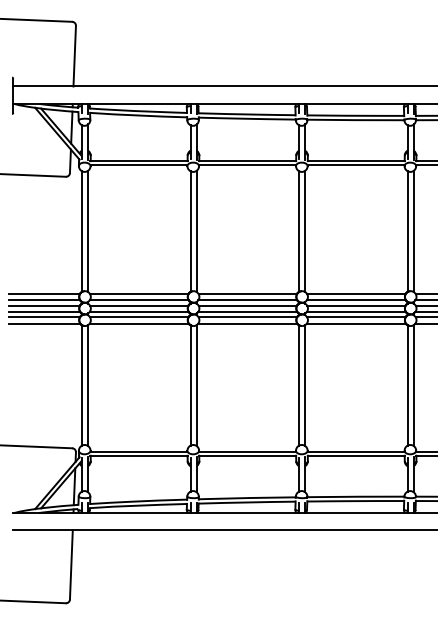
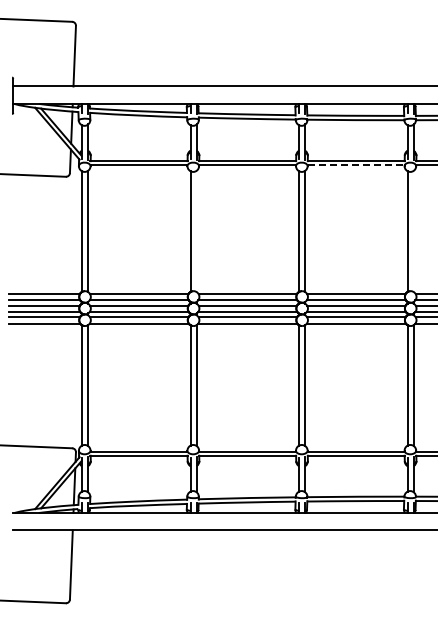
line: solid -> dashed (356, 165)
line: present -> none (196, 231)
line: present -> none (413, 231)
